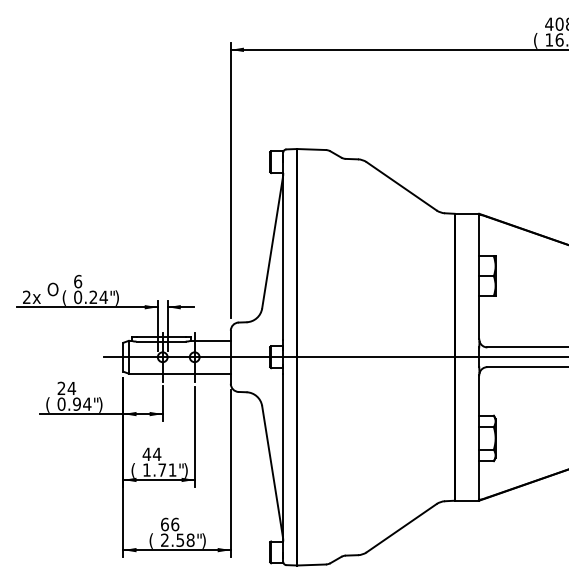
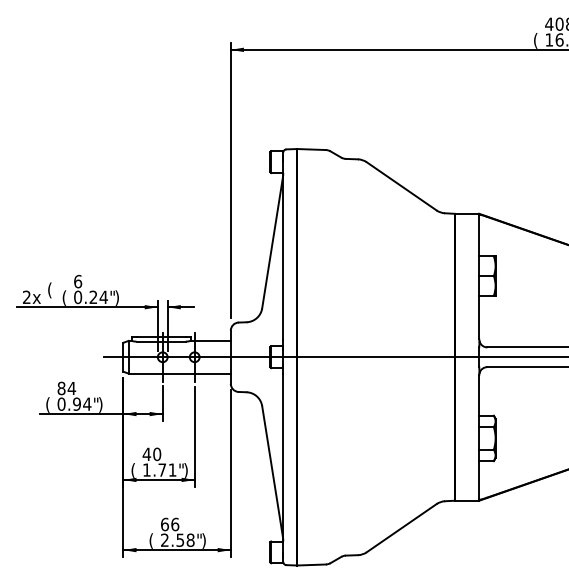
text: O -> ( (52, 290)
text: 24 -> 84 (61, 388)
text: 44 -> 40 (156, 454)
